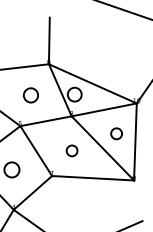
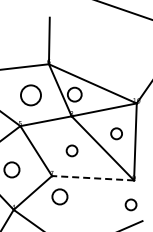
circle size: 16x17 px -> 22x23 px (30, 95)
line: solid -> dashed (92, 178)
circle: none -> present (59, 196)
circle: none -> present (130, 204)
